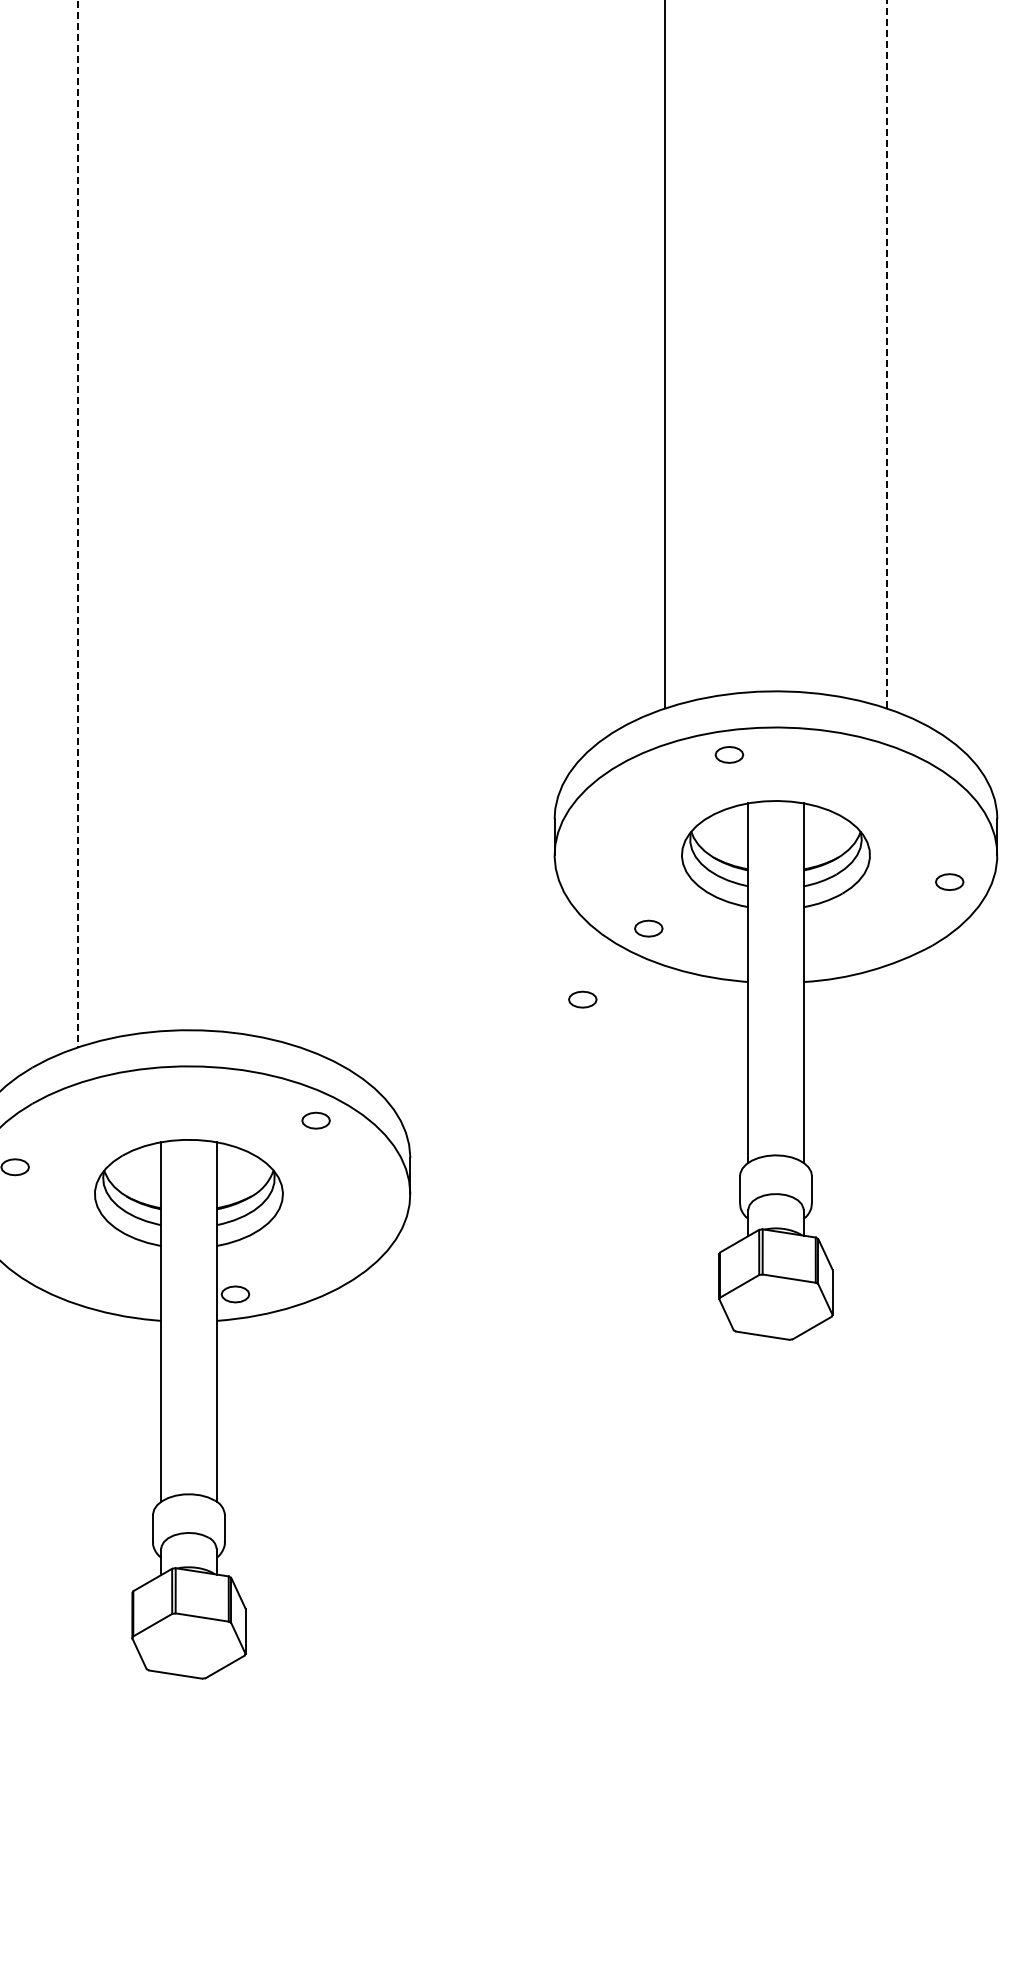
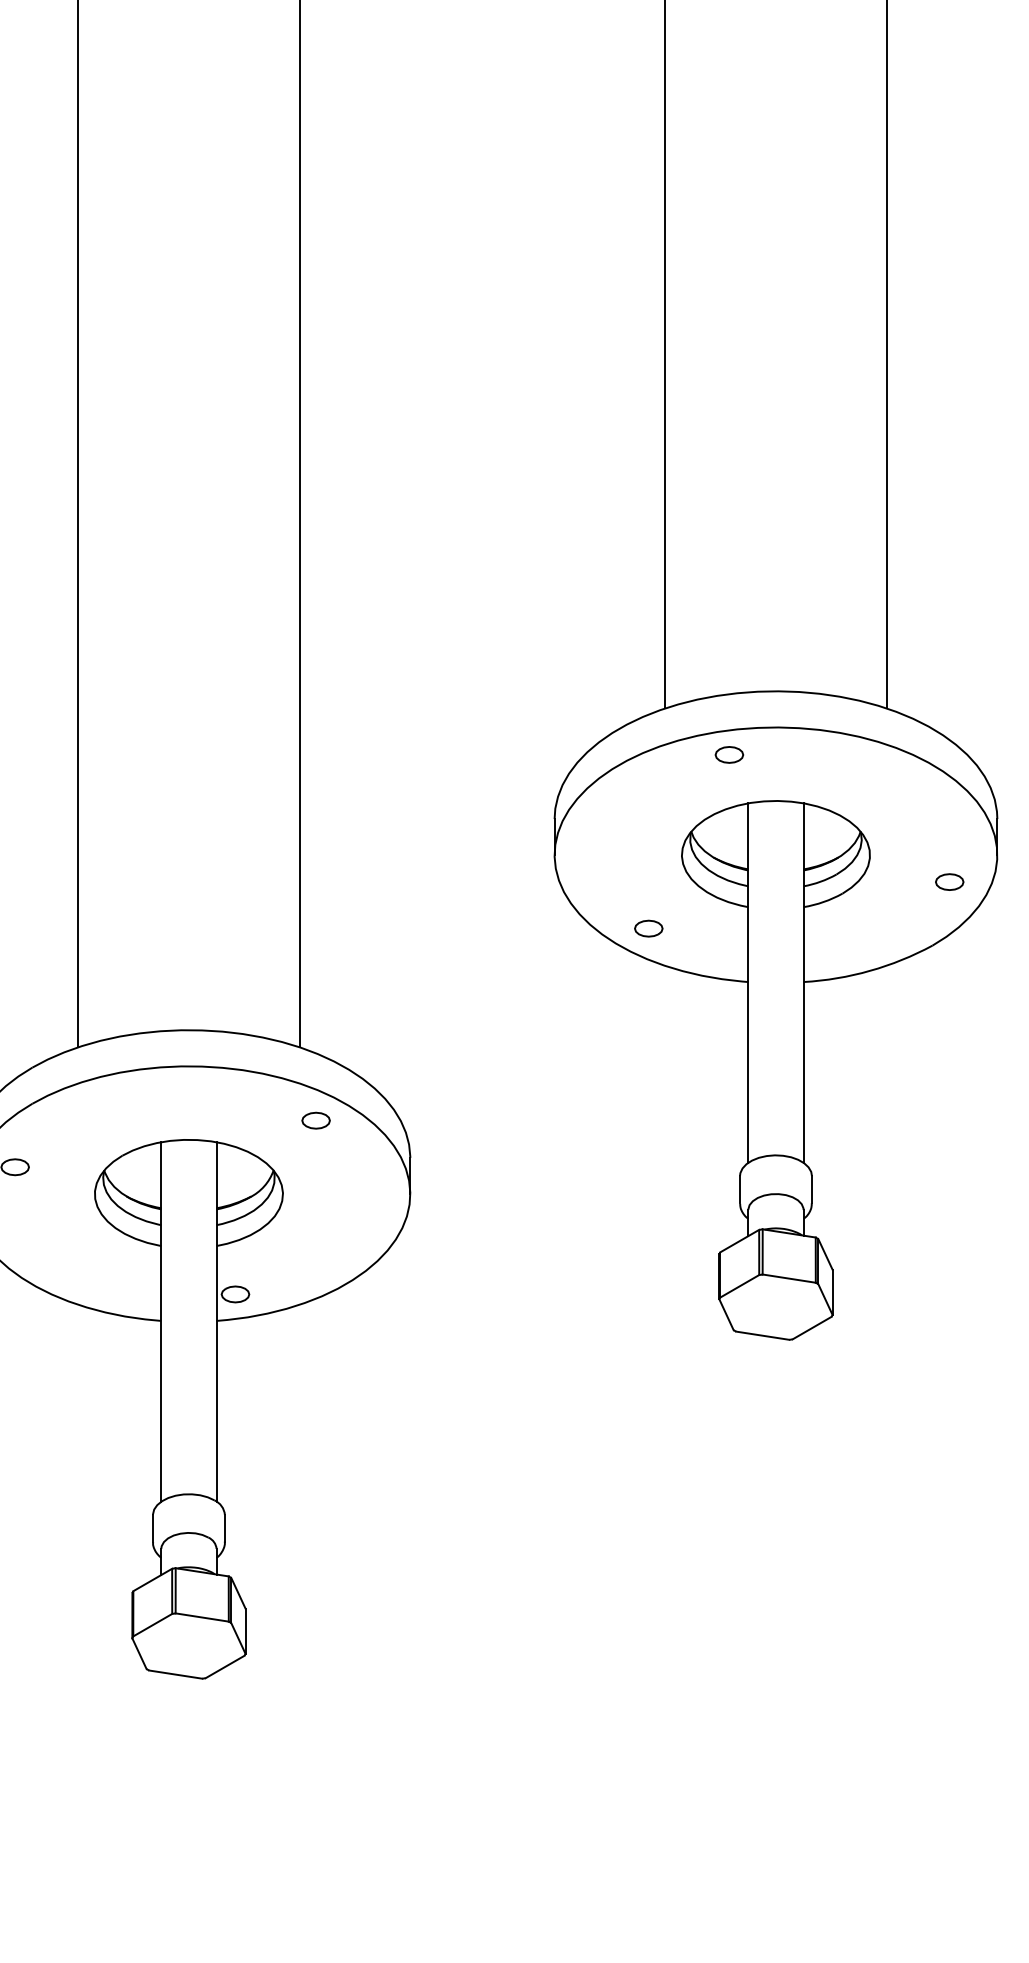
line: dashed -> solid (886, 354)
line: dashed -> solid (78, 524)
line: none -> present (299, 524)
part: present -> none (582, 999)
